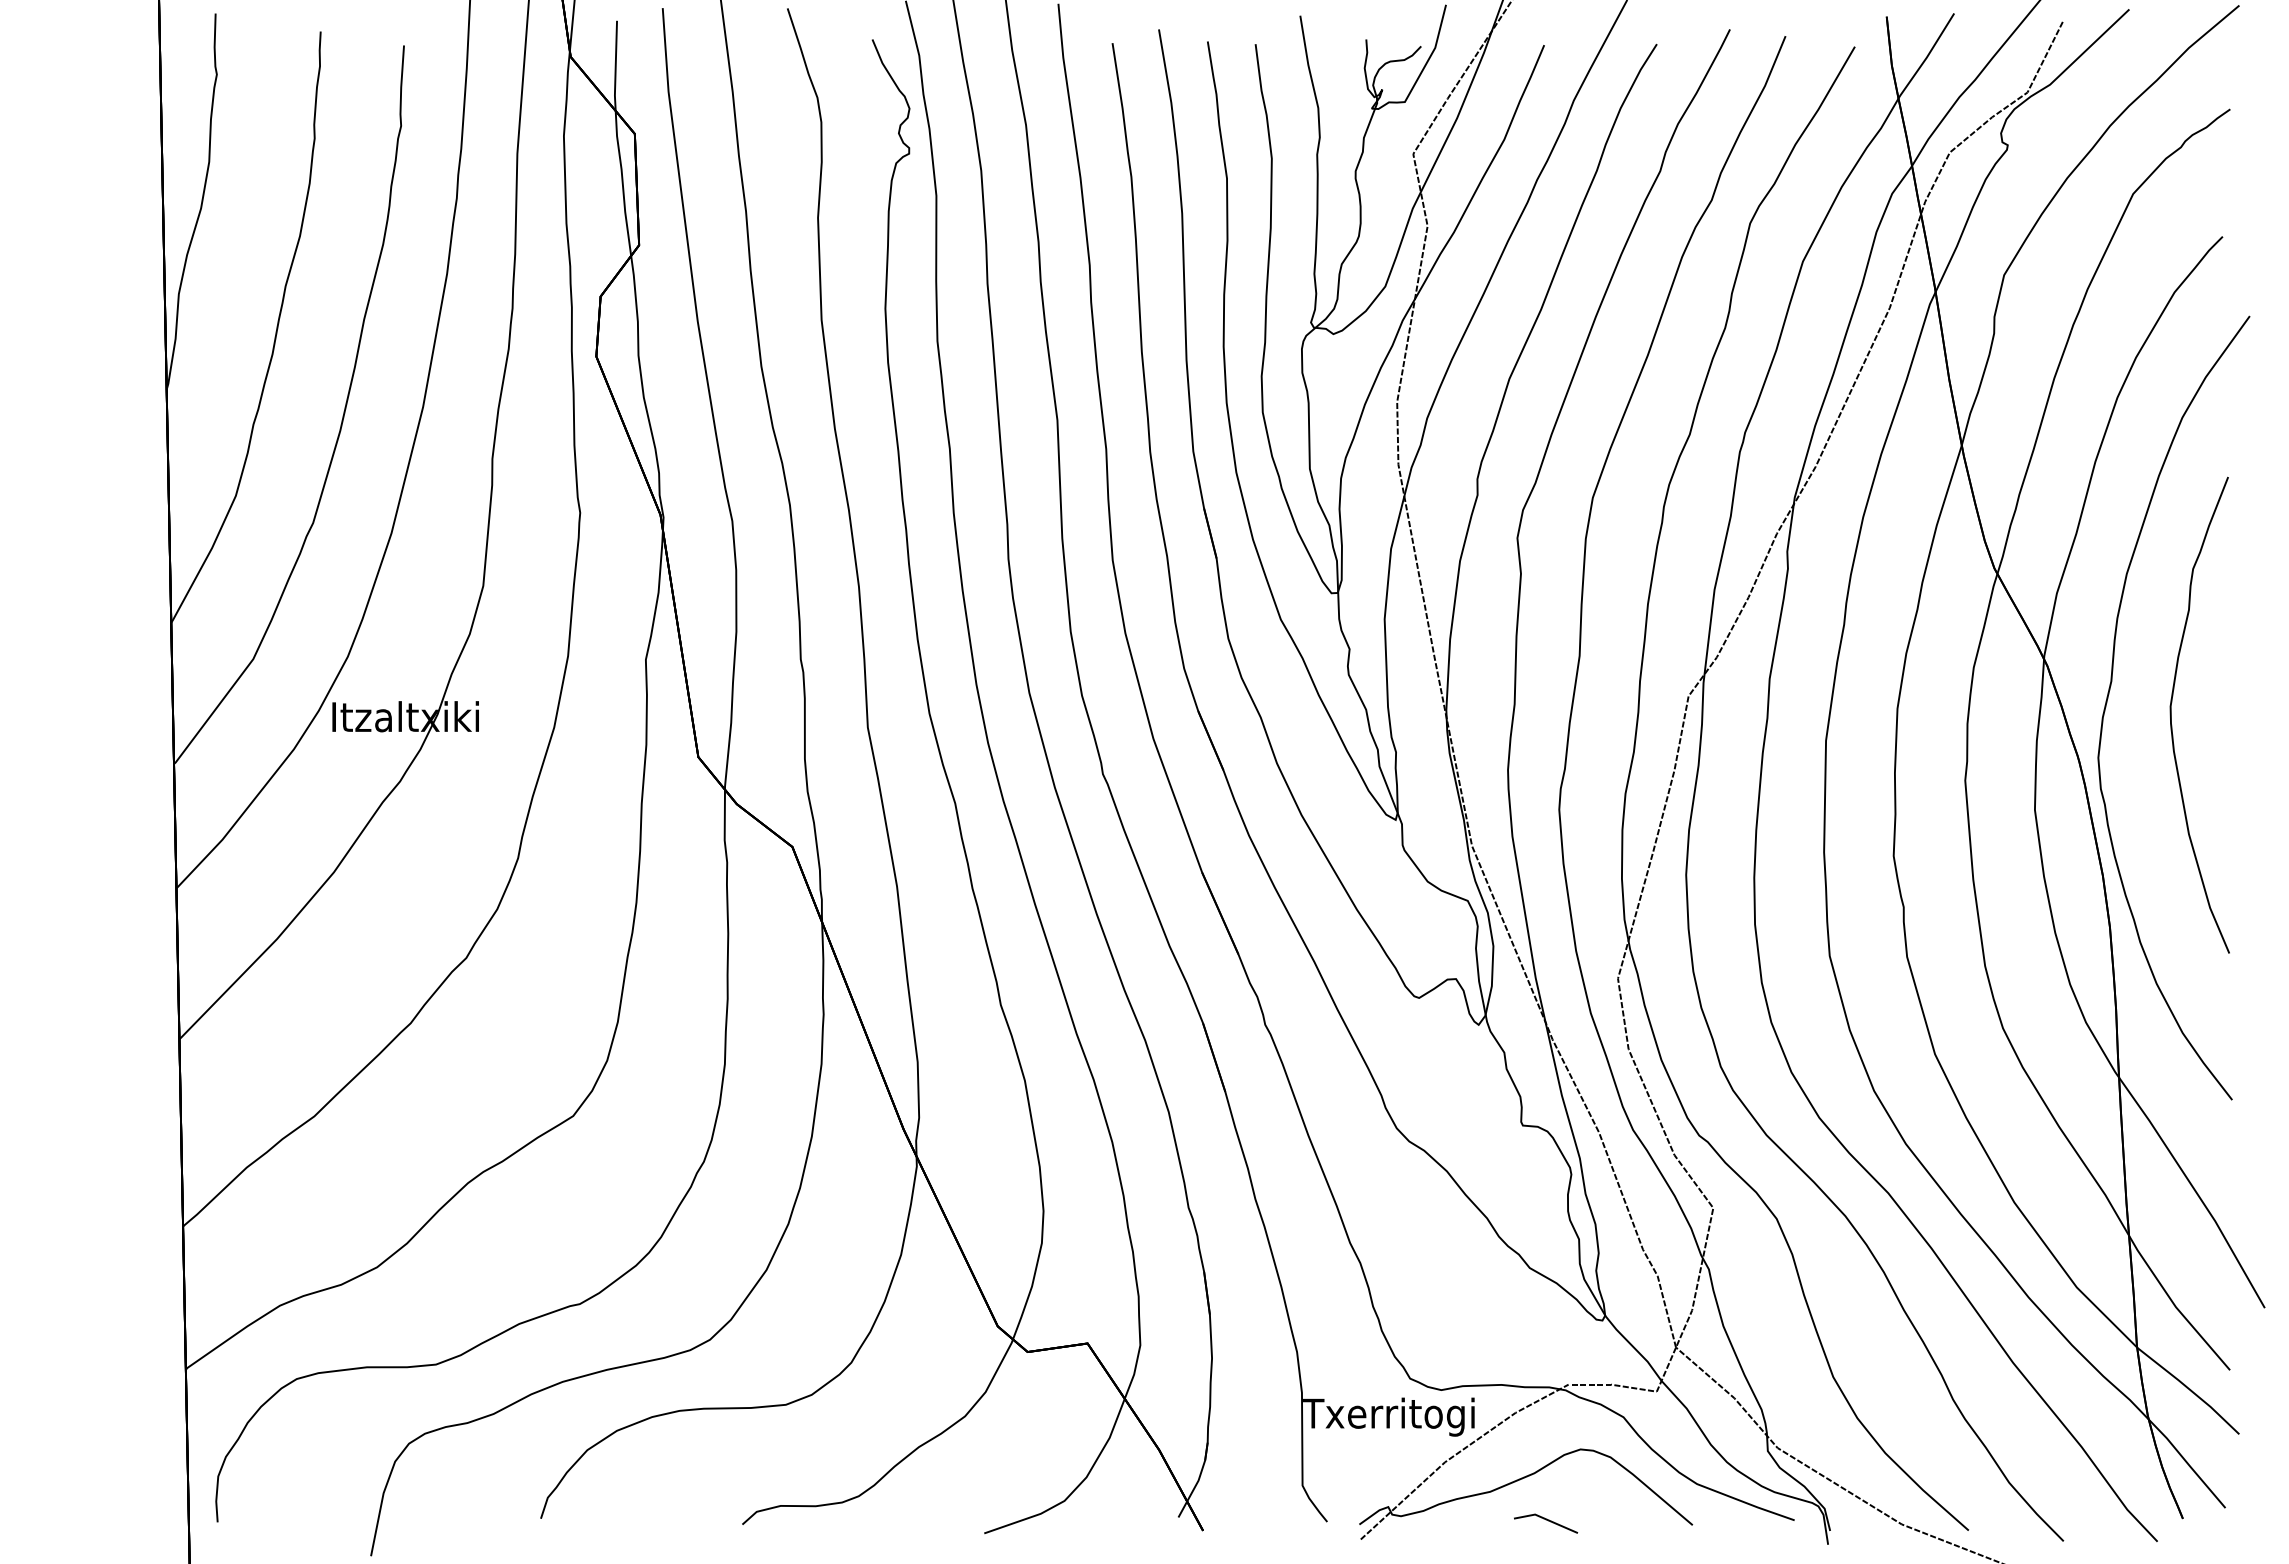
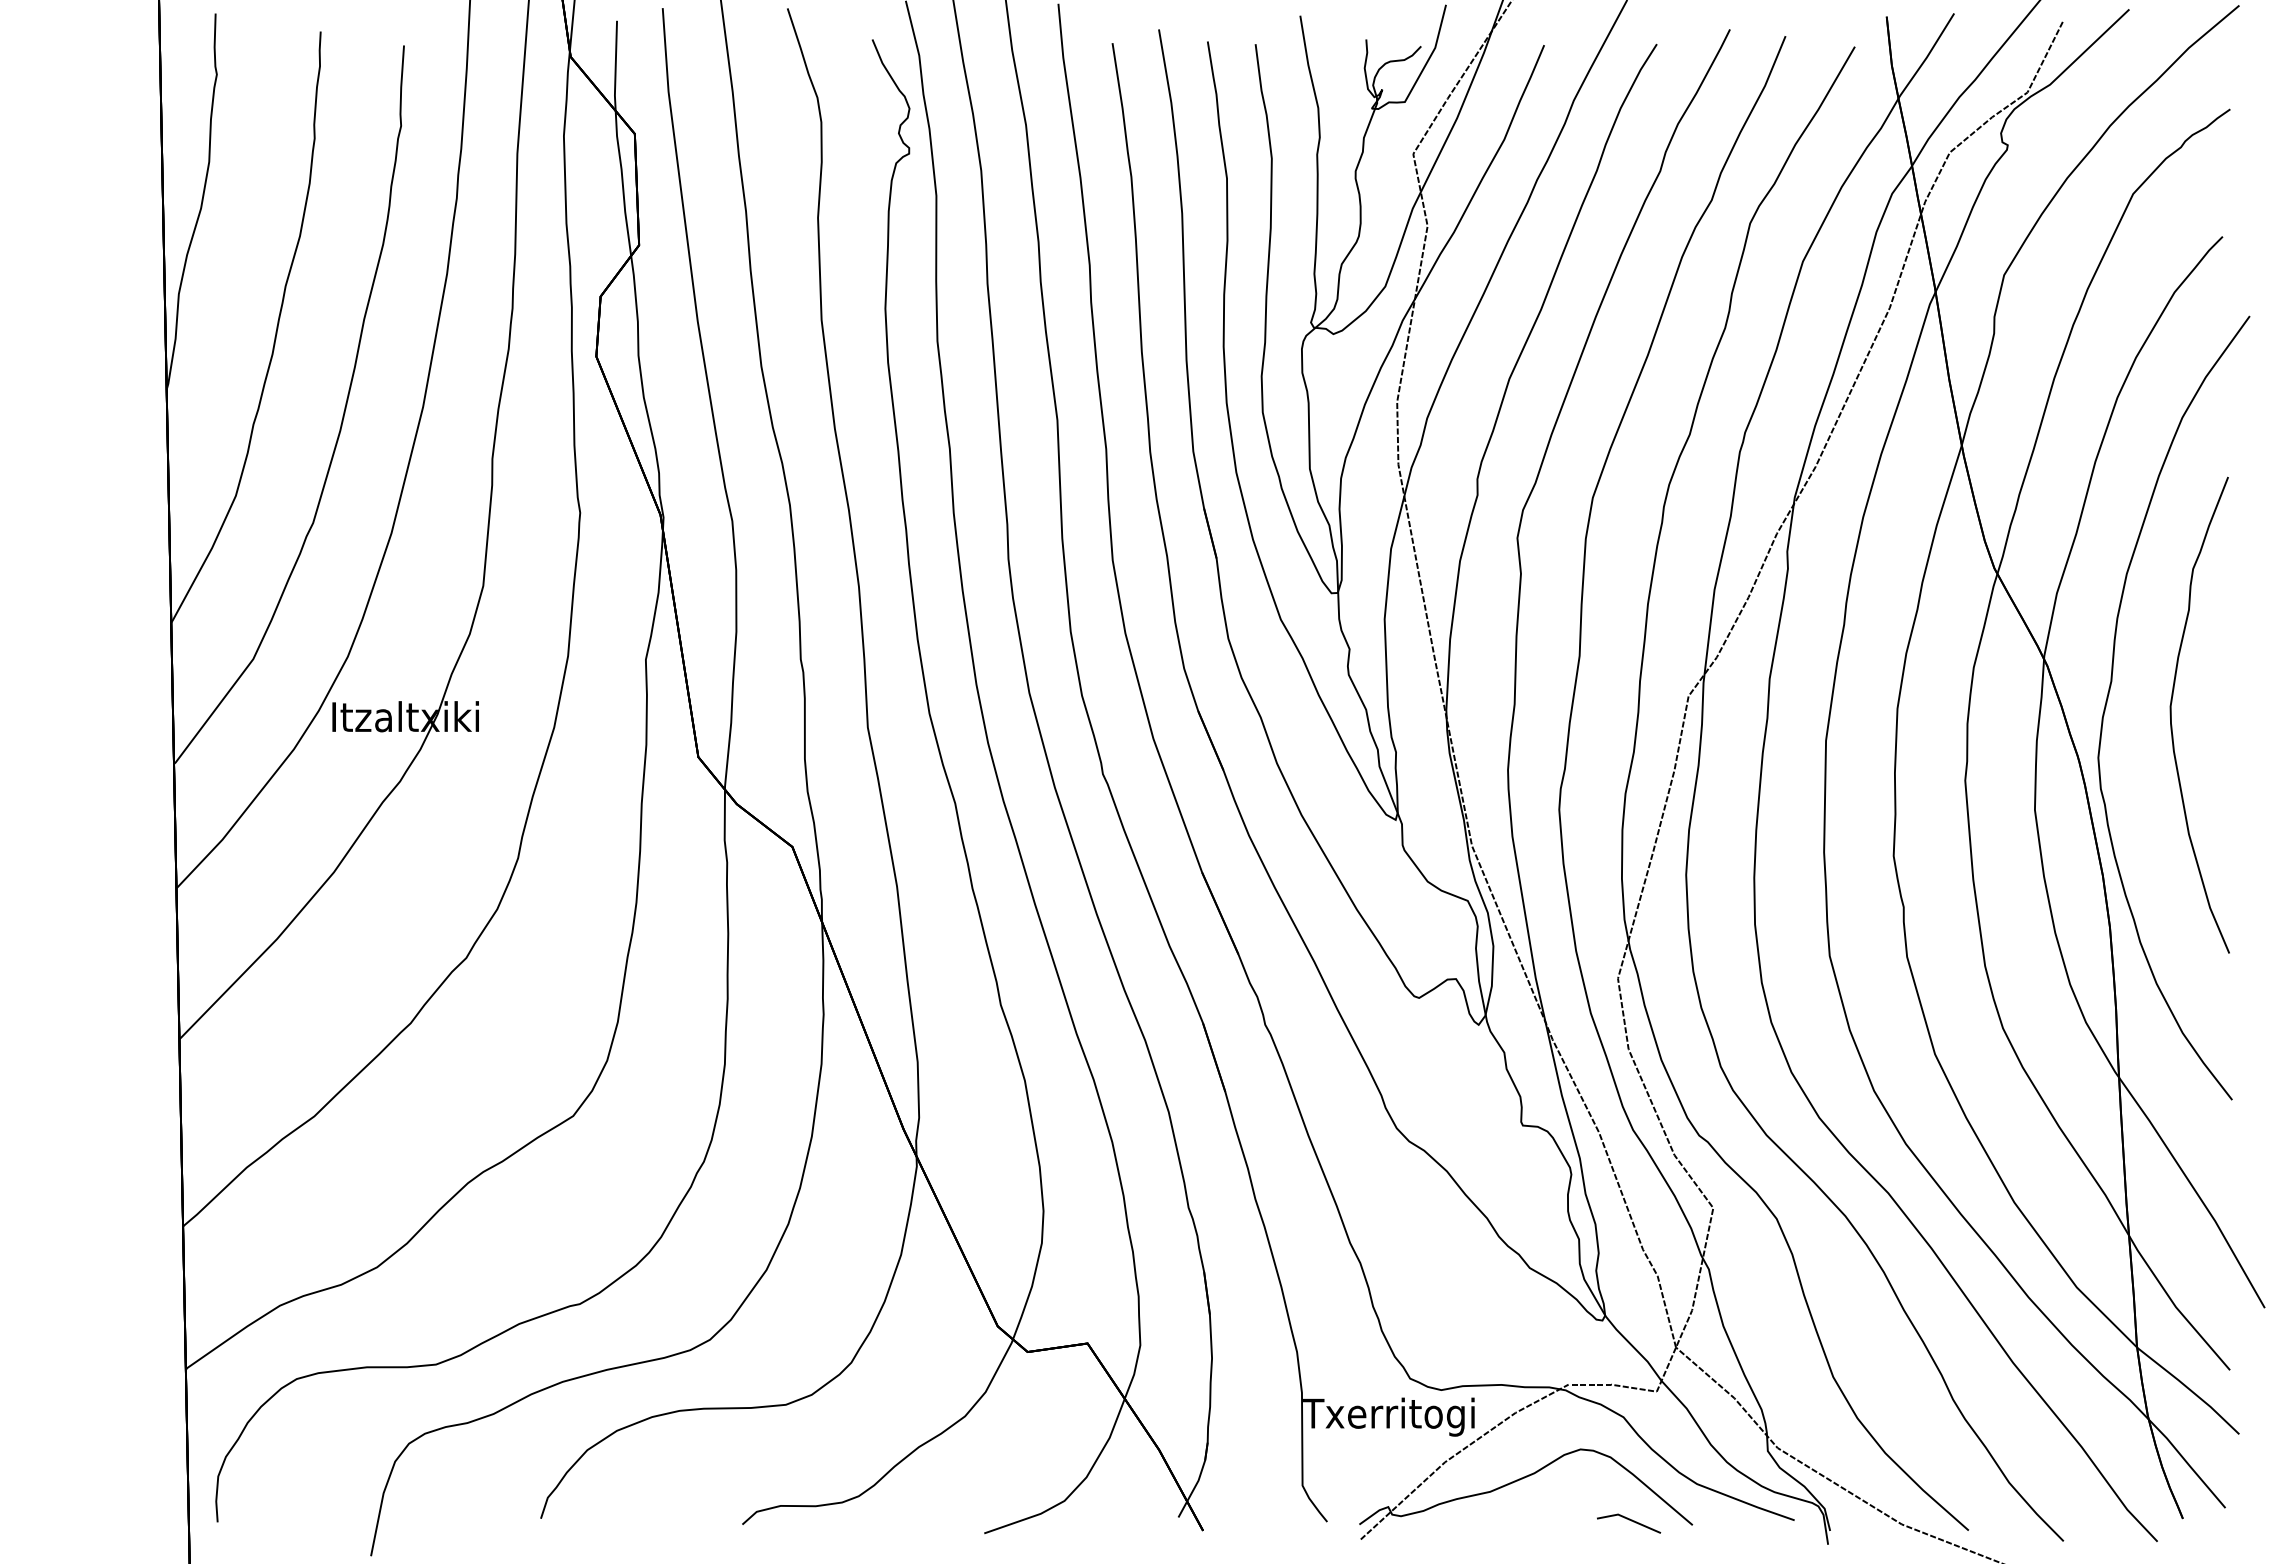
line position: (1548, 1521) -> (1631, 1521) (1631, 1521)
